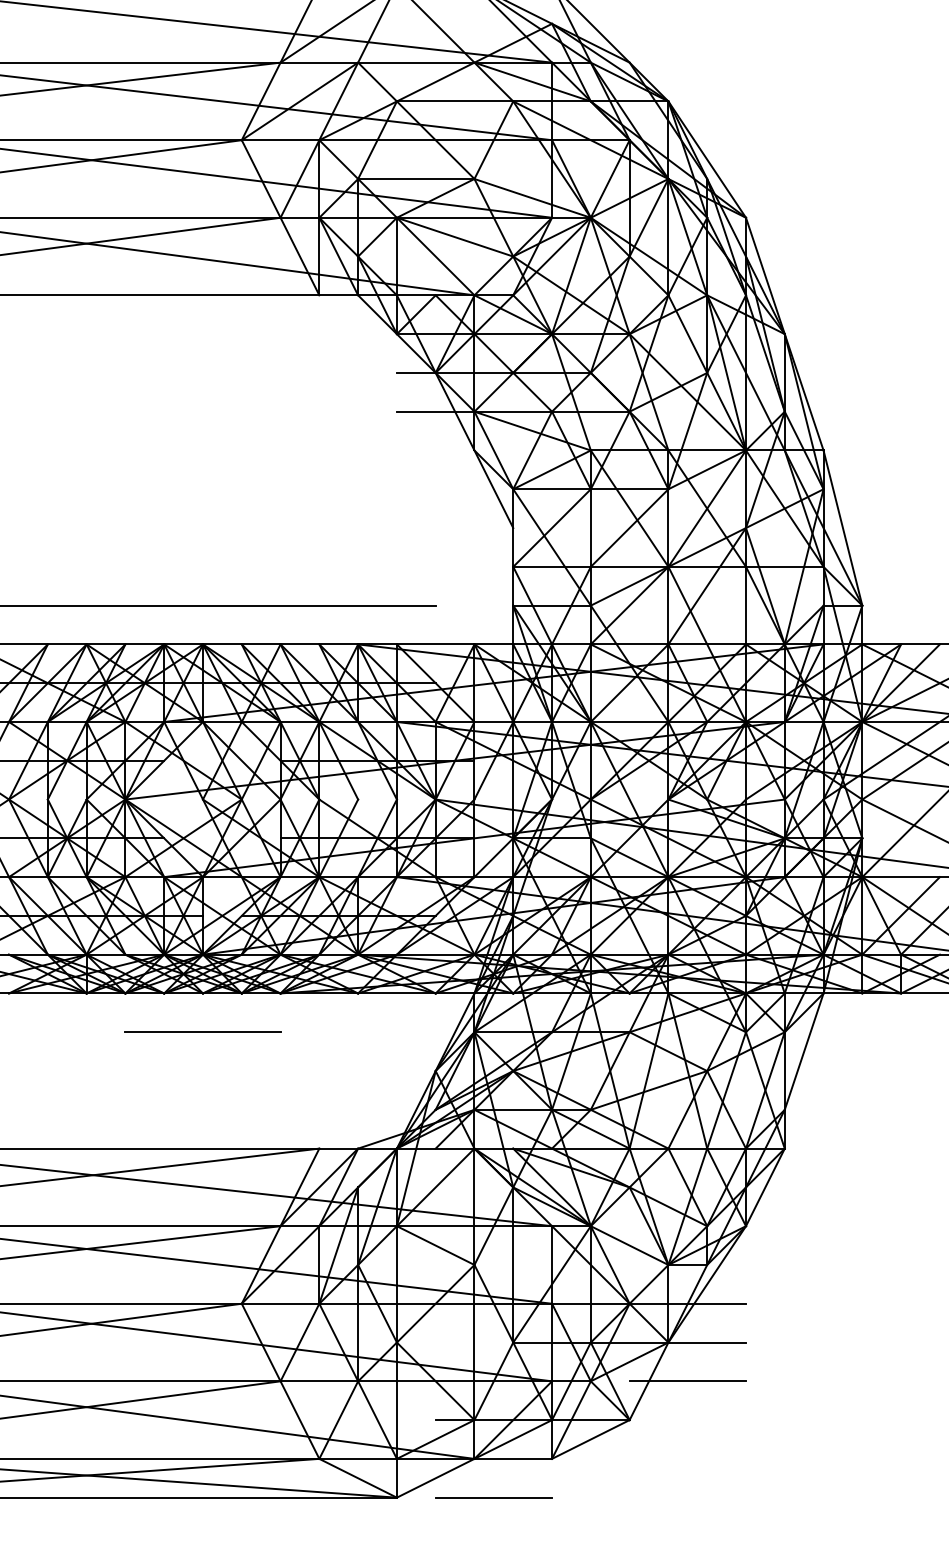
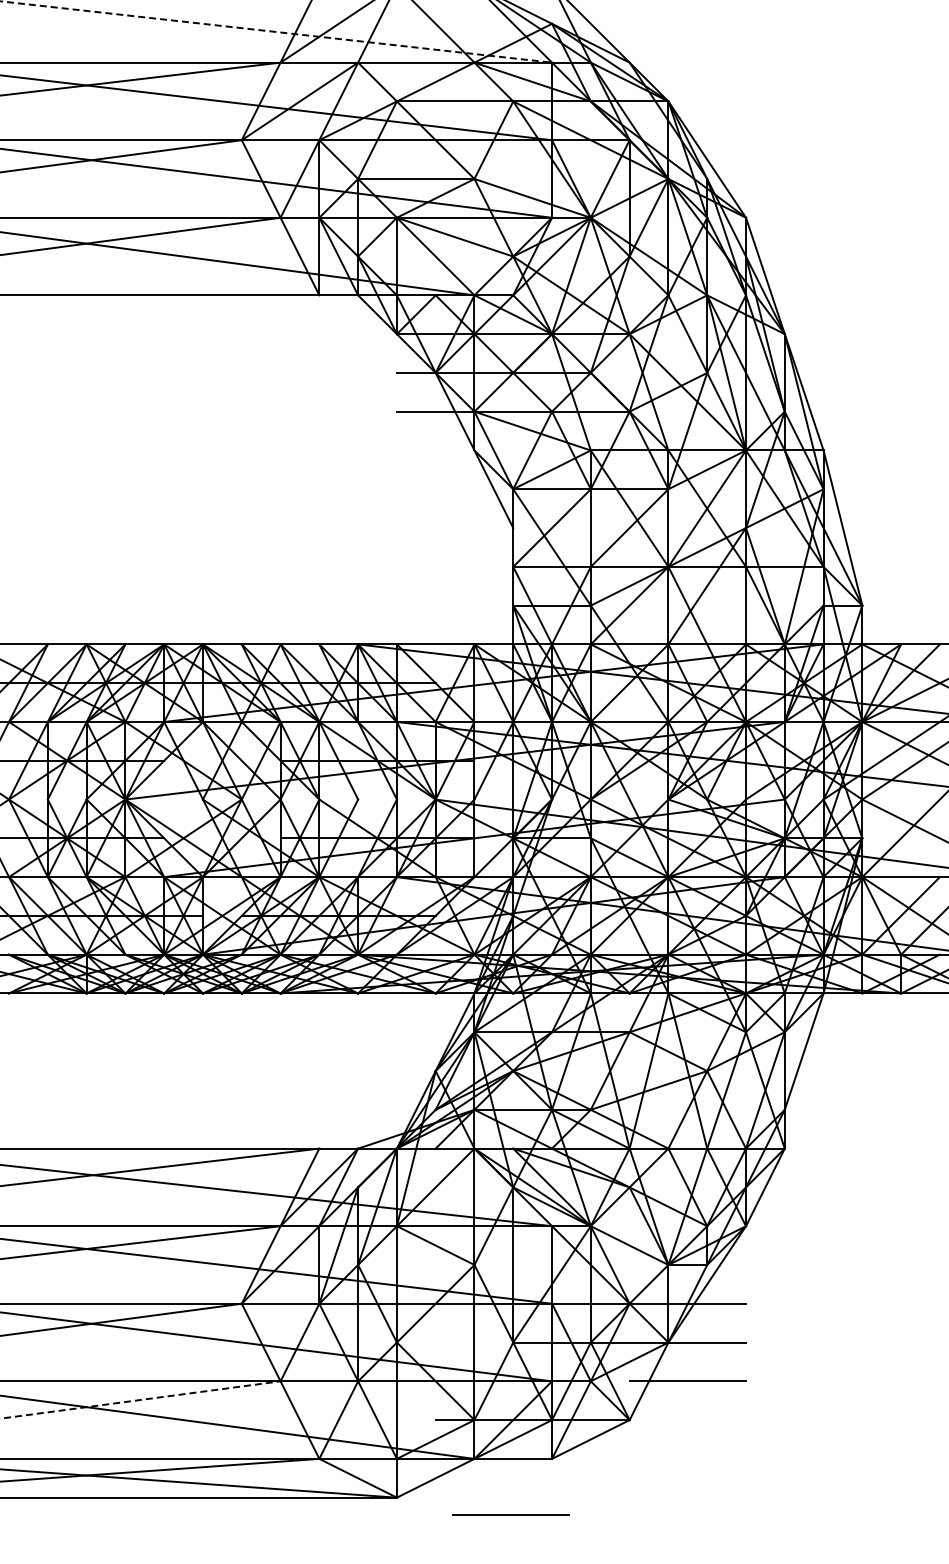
line: solid -> dashed (276, 32)
line: present -> none (218, 605)
line: present -> none (202, 1032)
line: solid -> dashed (140, 1399)
line position: (493, 1497) -> (510, 1514) (510, 1514)
